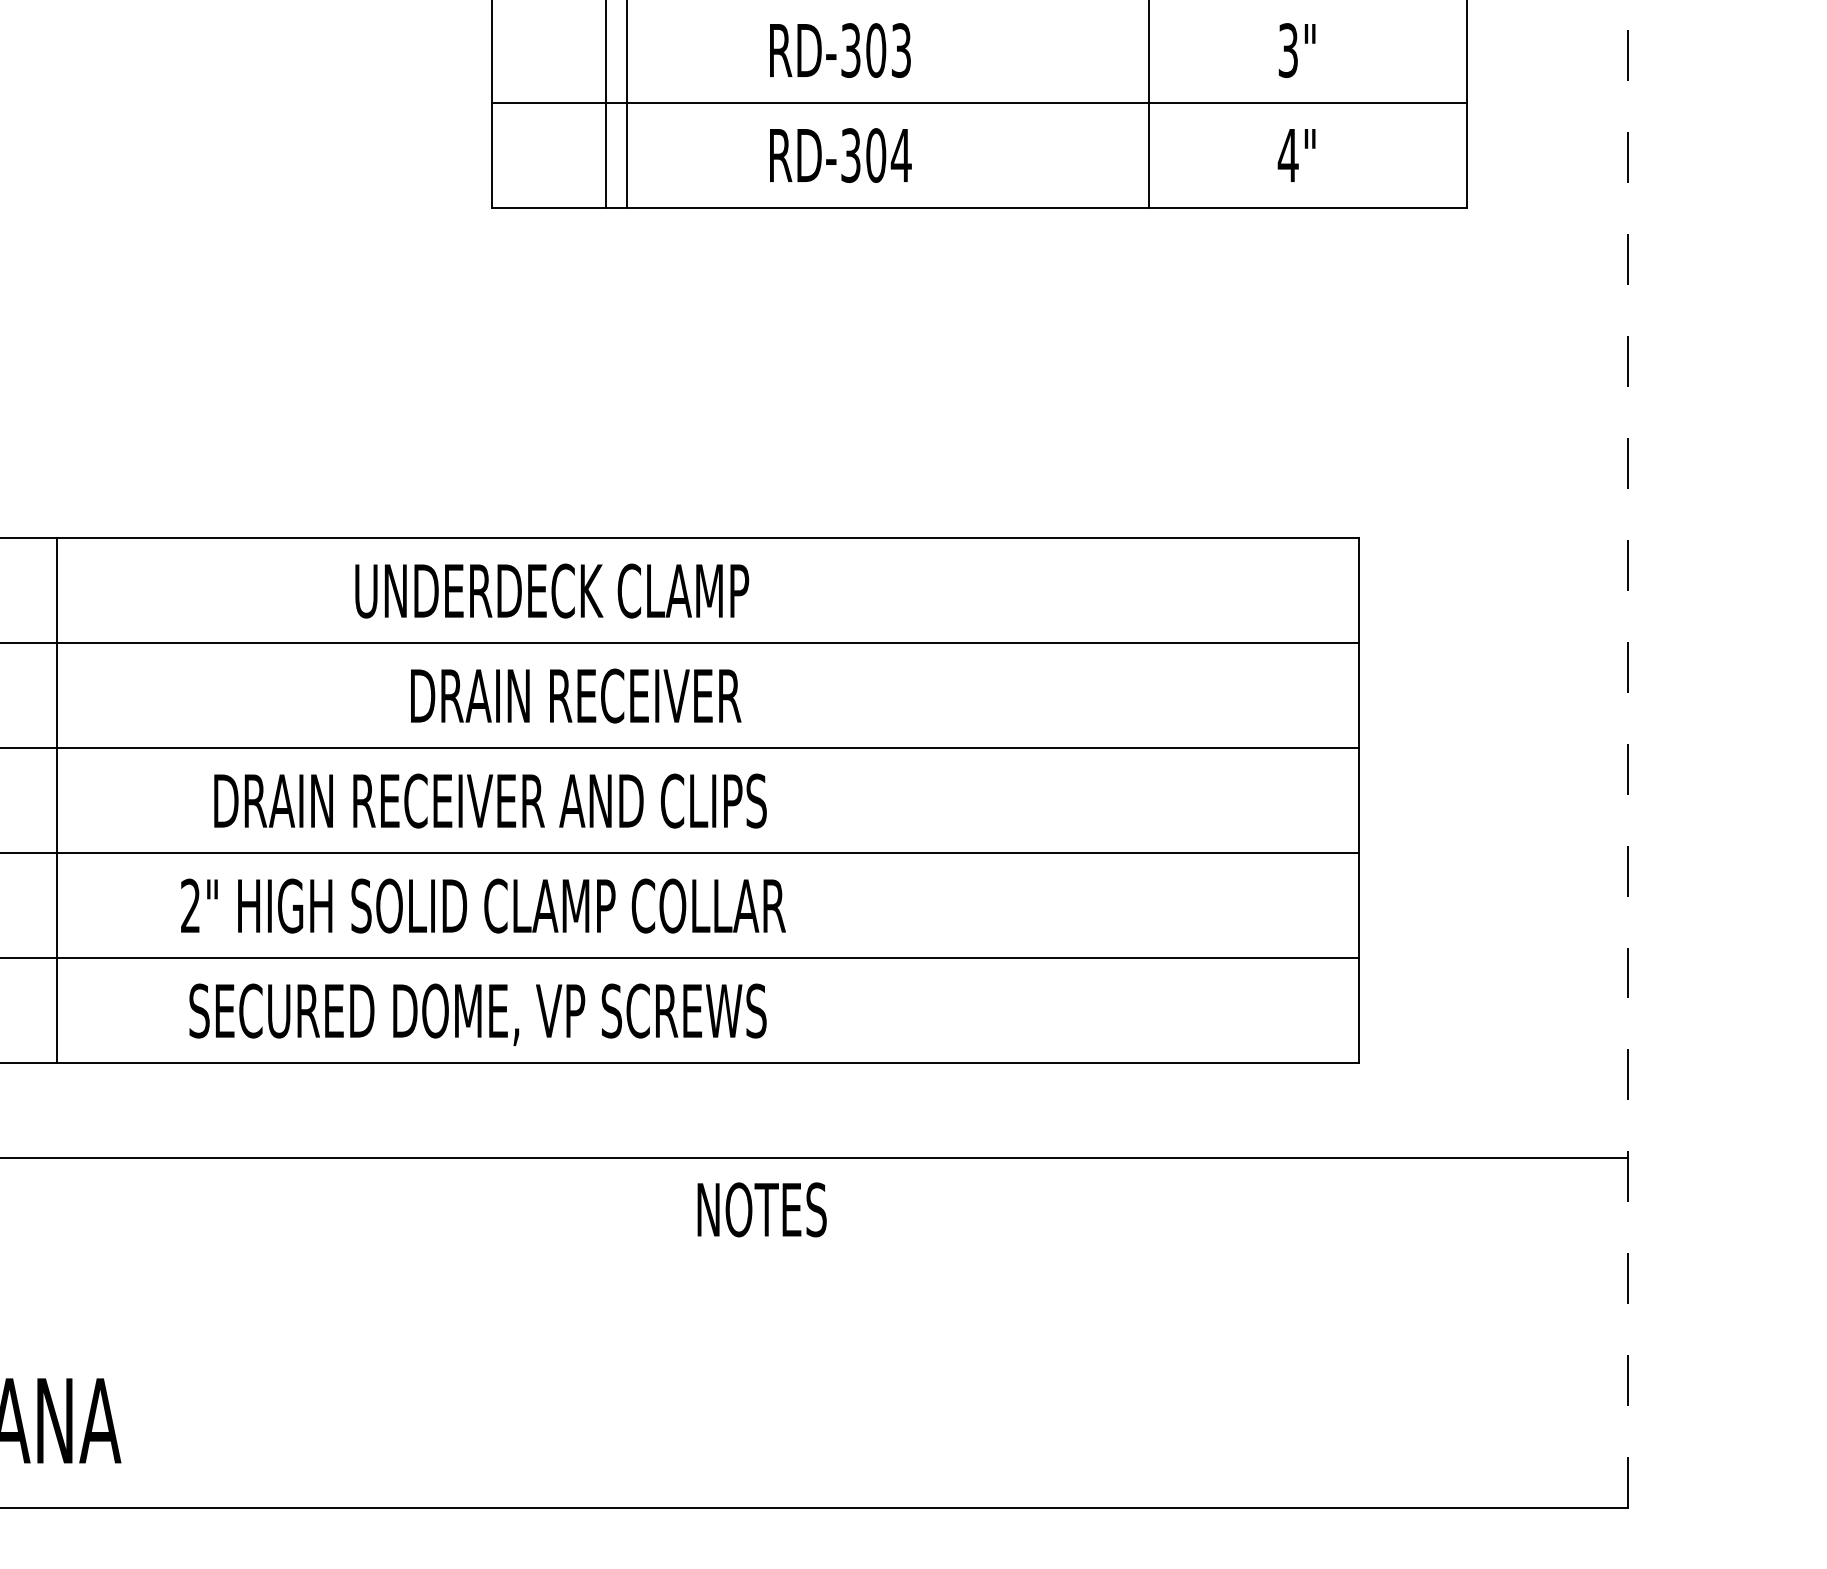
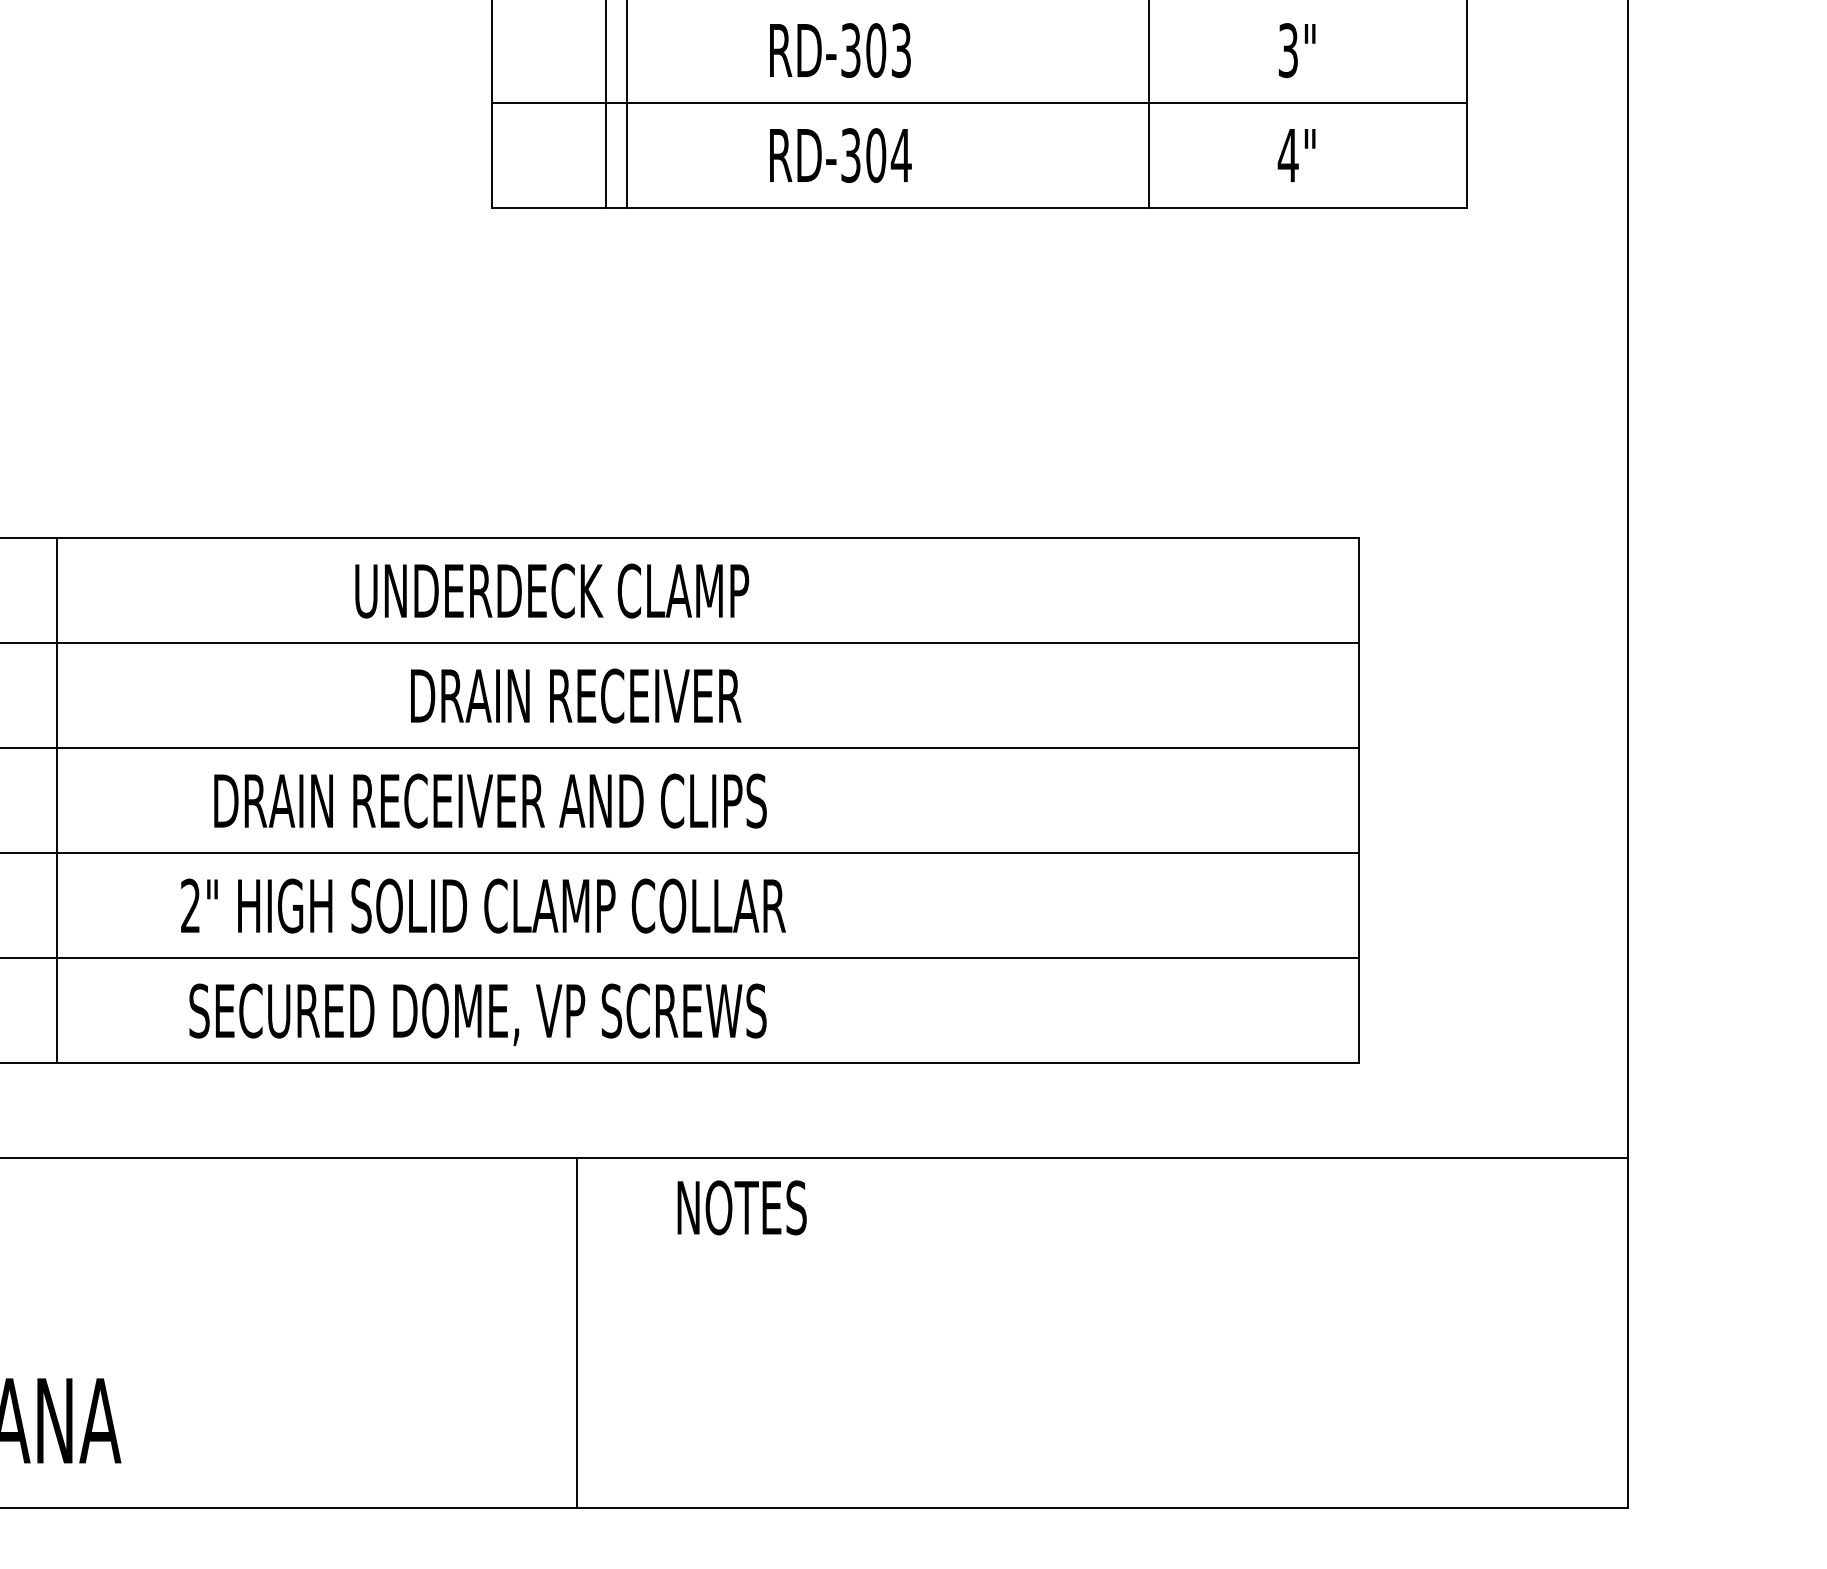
line: dashed -> solid (1628, 754)
text position: (761, 1209) -> (741, 1207) (741, 1207)
line: none -> present (577, 1332)
